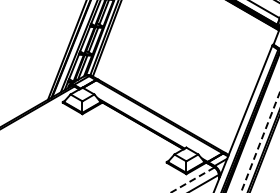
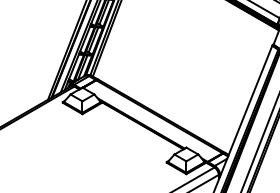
line: dashed -> solid (260, 142)
line: dashed -> solid (192, 180)
